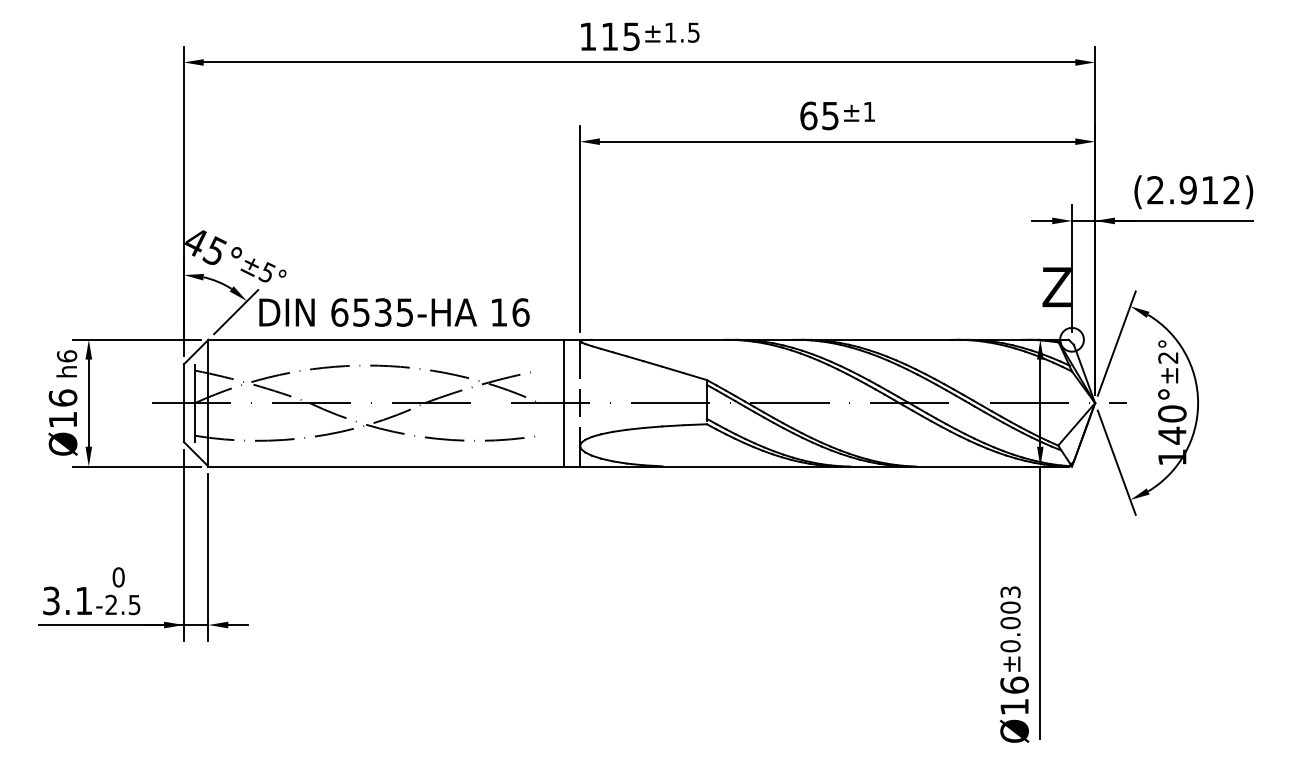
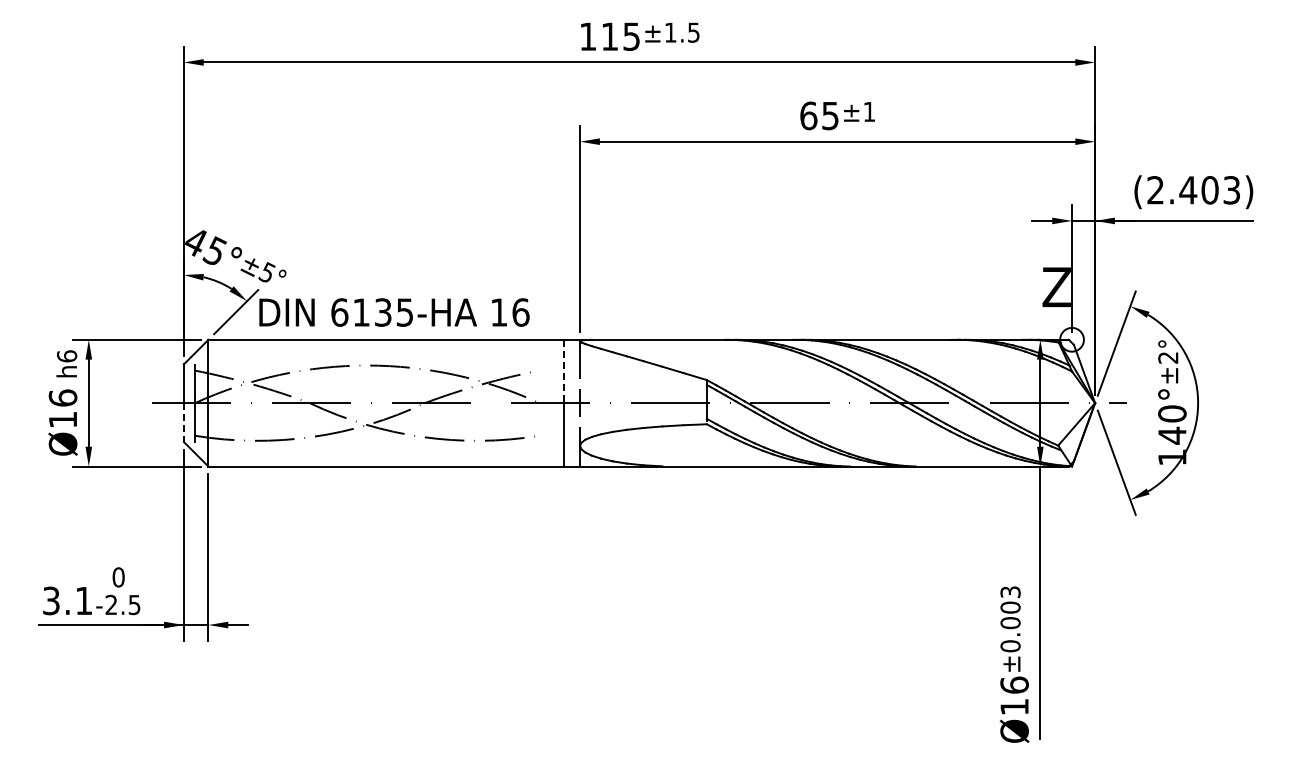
text: (2.912) -> (2.403) (1209, 190)
text: 6535-HA -> 6135-HA (361, 312)
line: solid -> dashed (564, 371)
line: solid -> dashed (183, 423)
